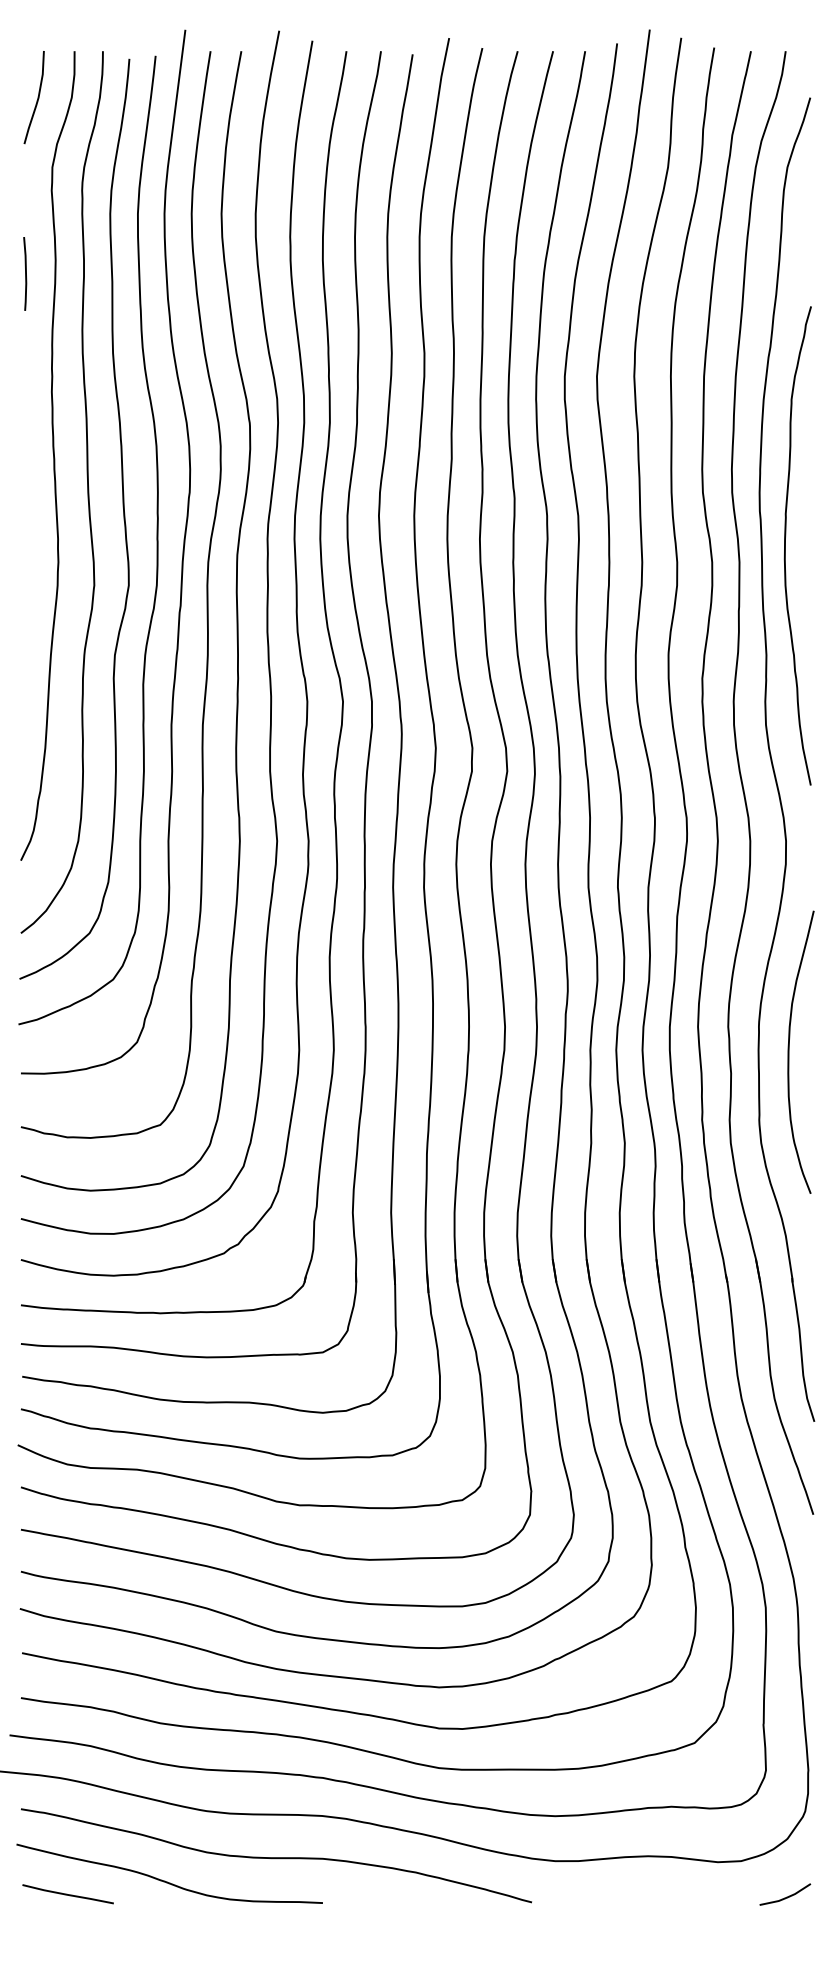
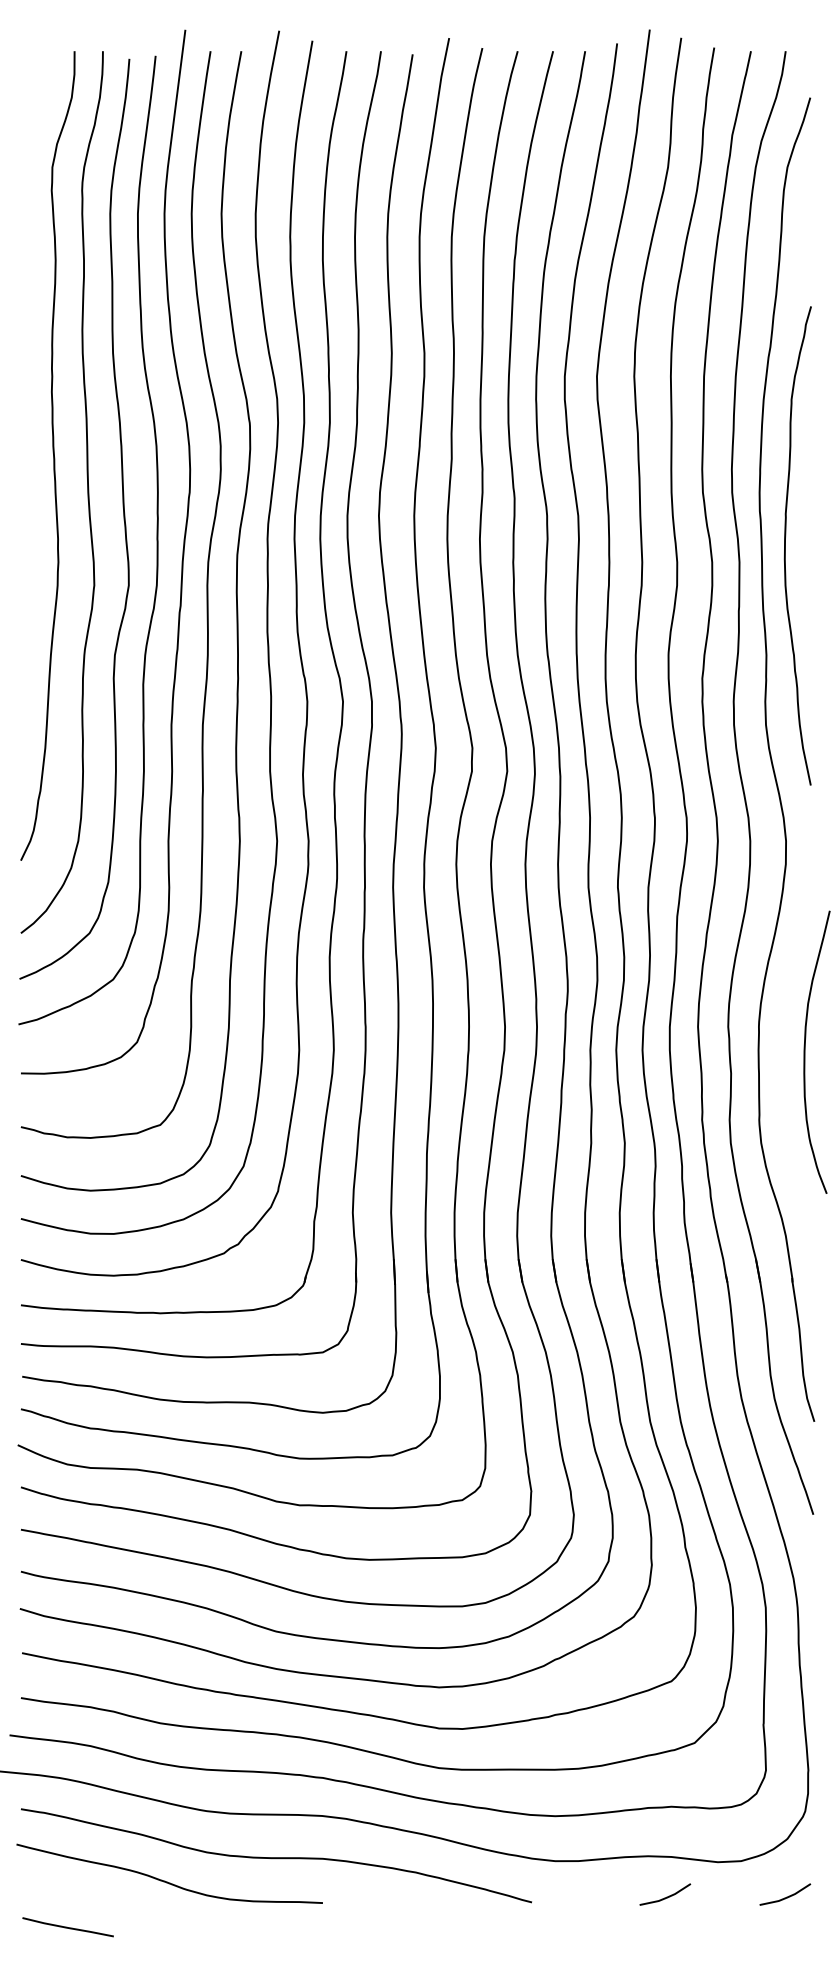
curve: present -> none (37, 97)
line: present -> none (25, 273)
curve position: (789, 1051) -> (805, 1051) (805, 1051)
line position: (67, 1894) -> (67, 1927) (67, 1927)
line: none -> present (666, 1896)
